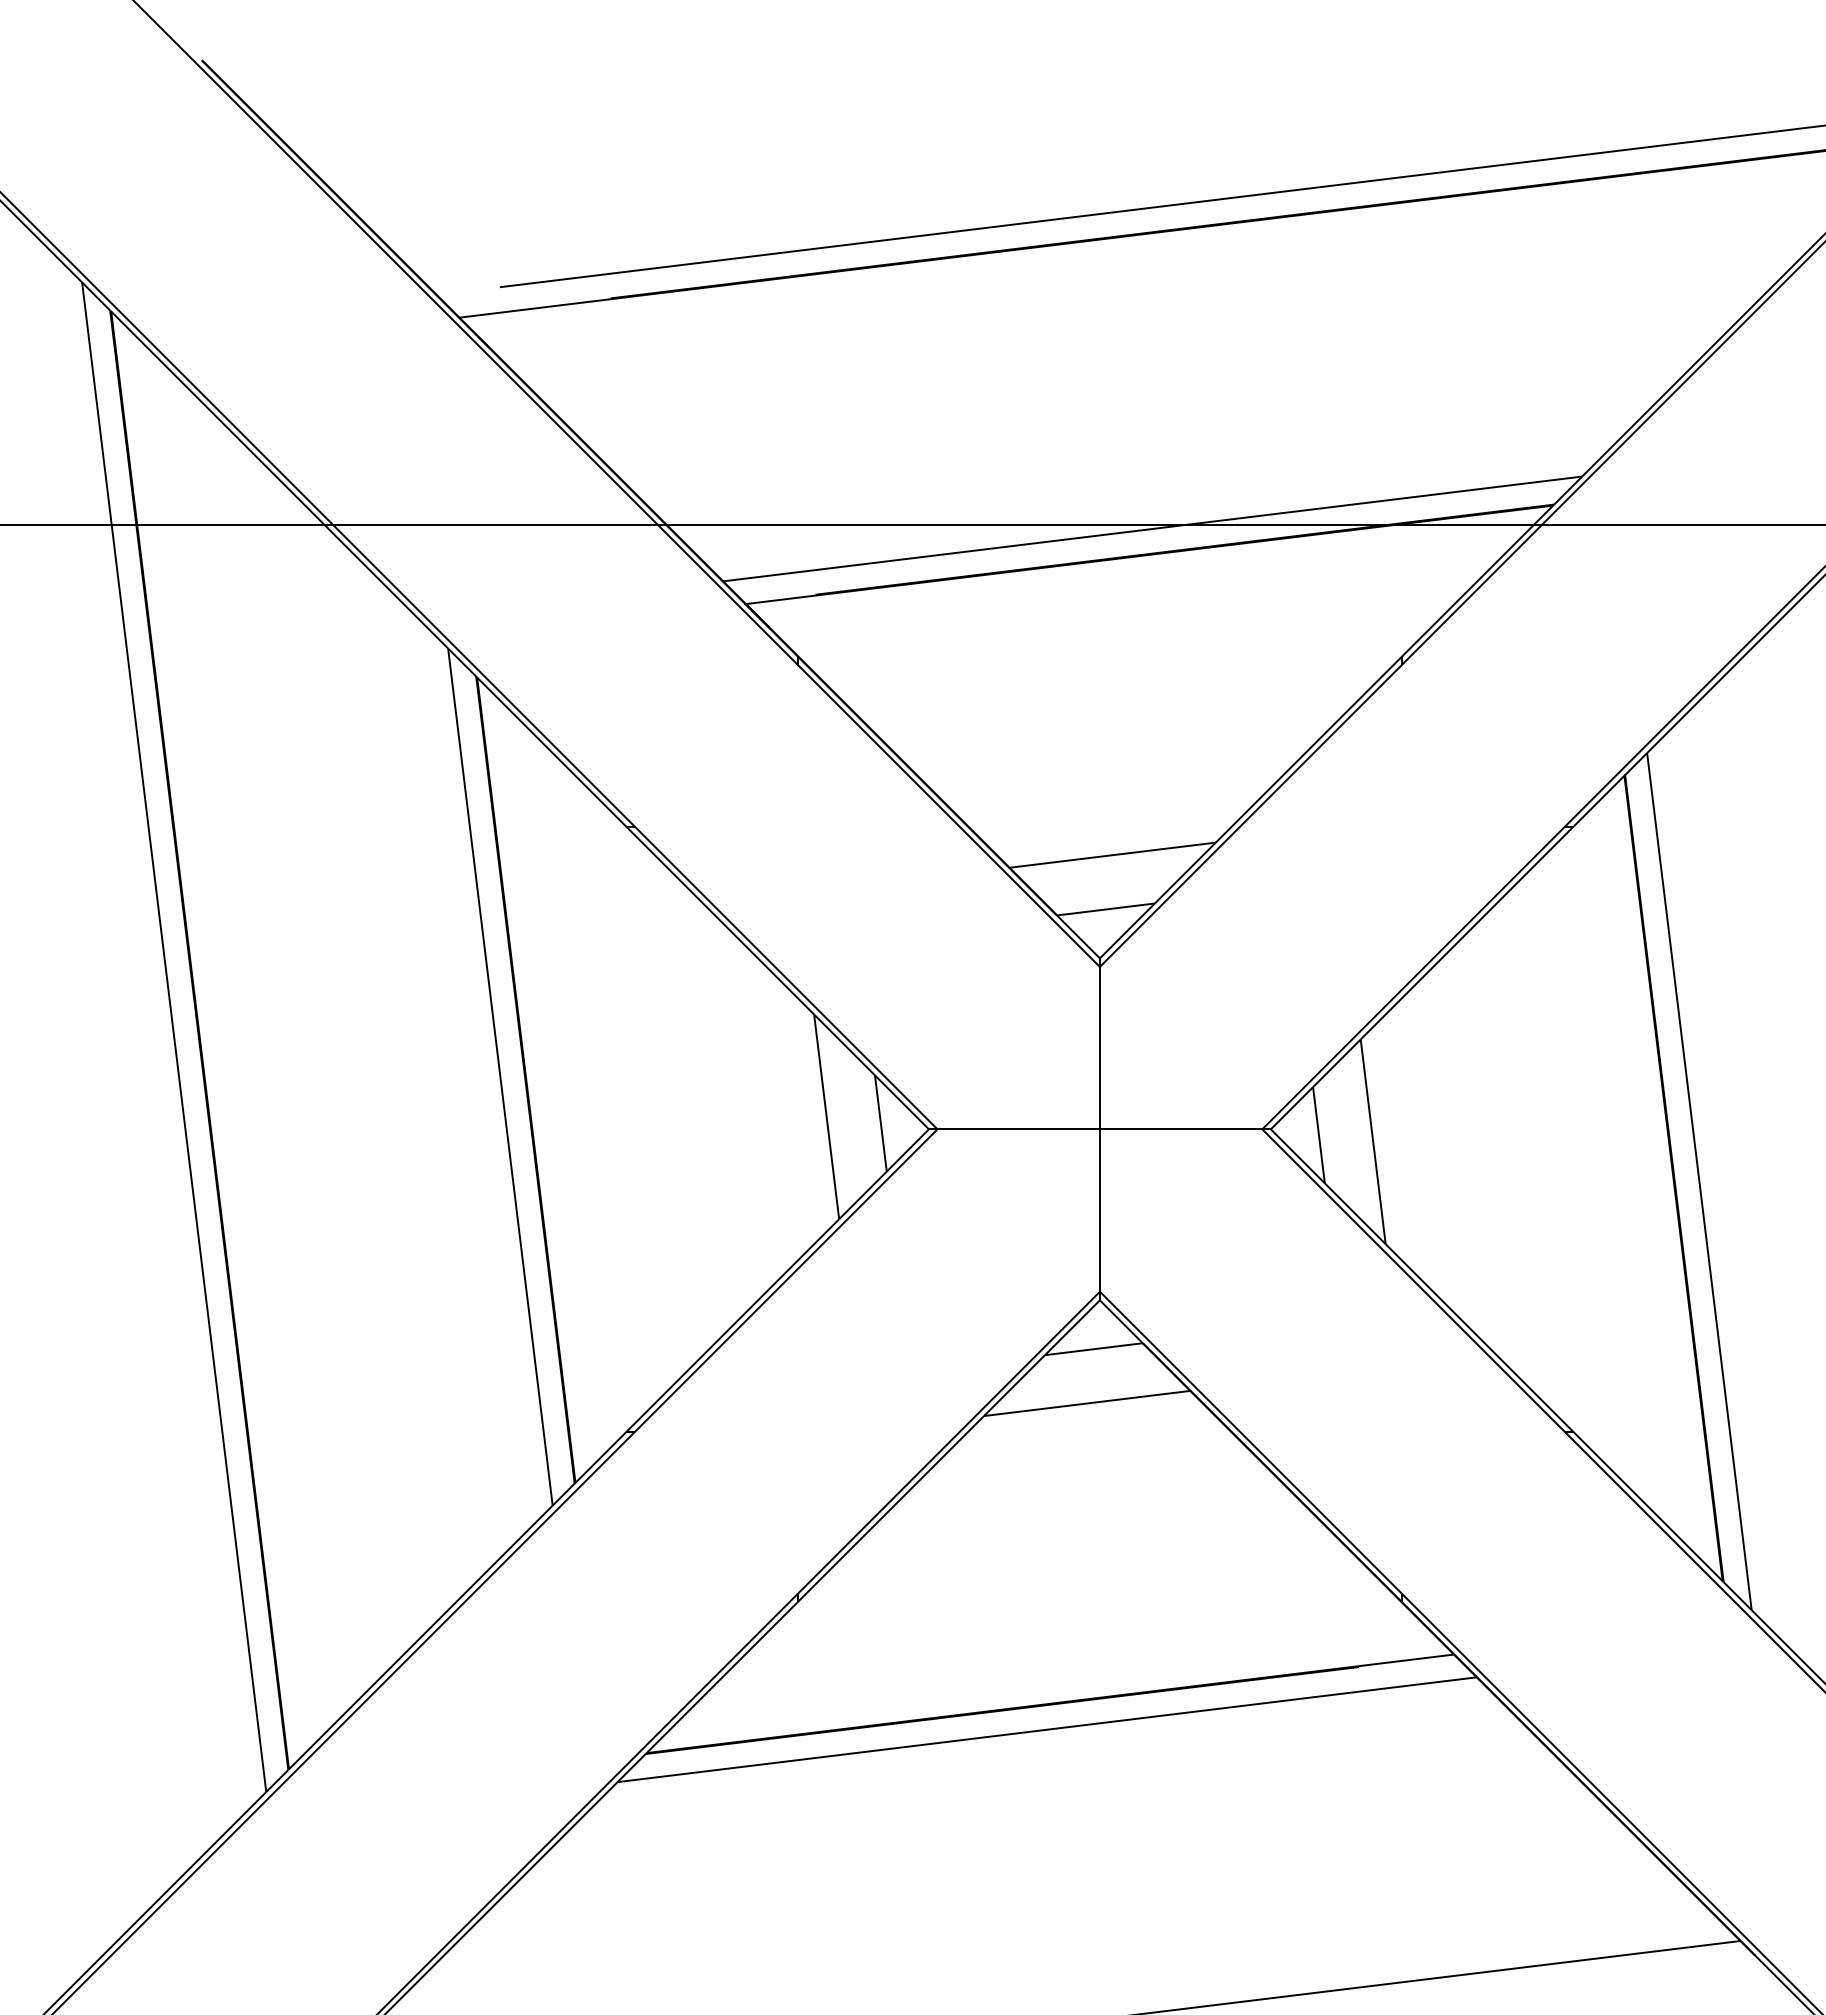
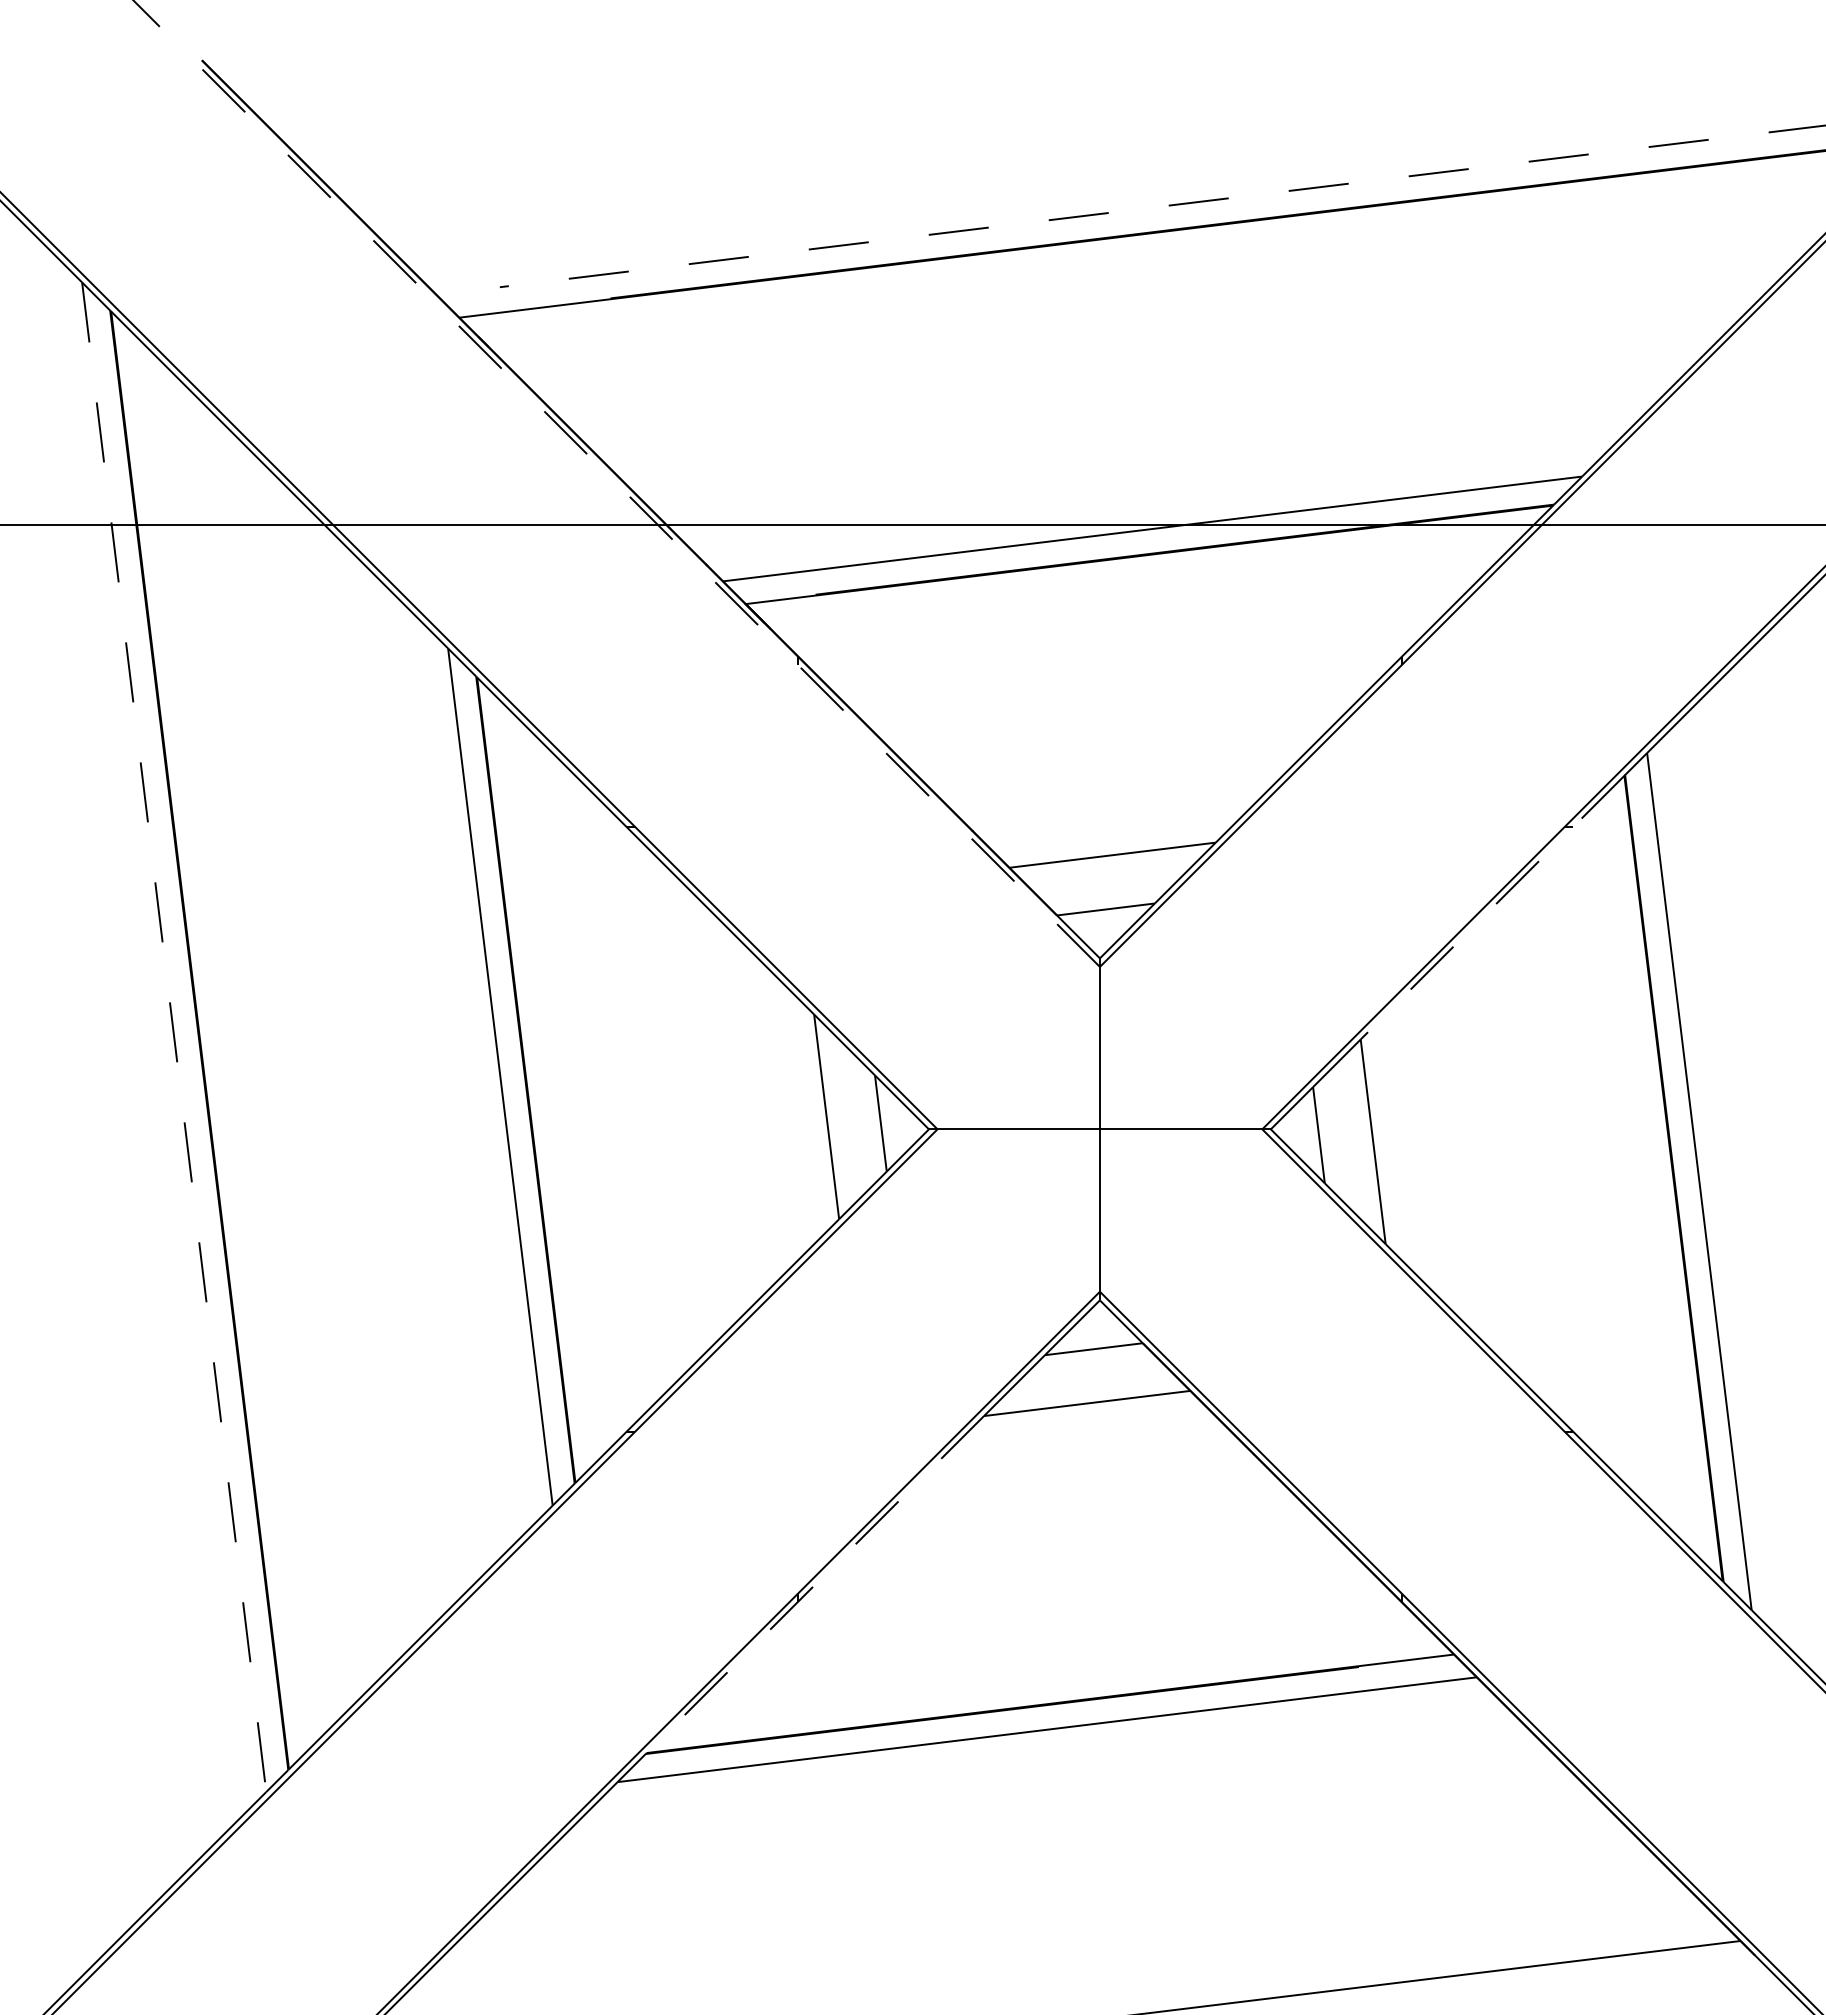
line: solid -> dashed (1162, 206)
line: solid -> dashed (616, 483)
line: solid -> dashed (1492, 907)
line: solid -> dashed (174, 1037)
line: solid -> dashed (815, 1584)
